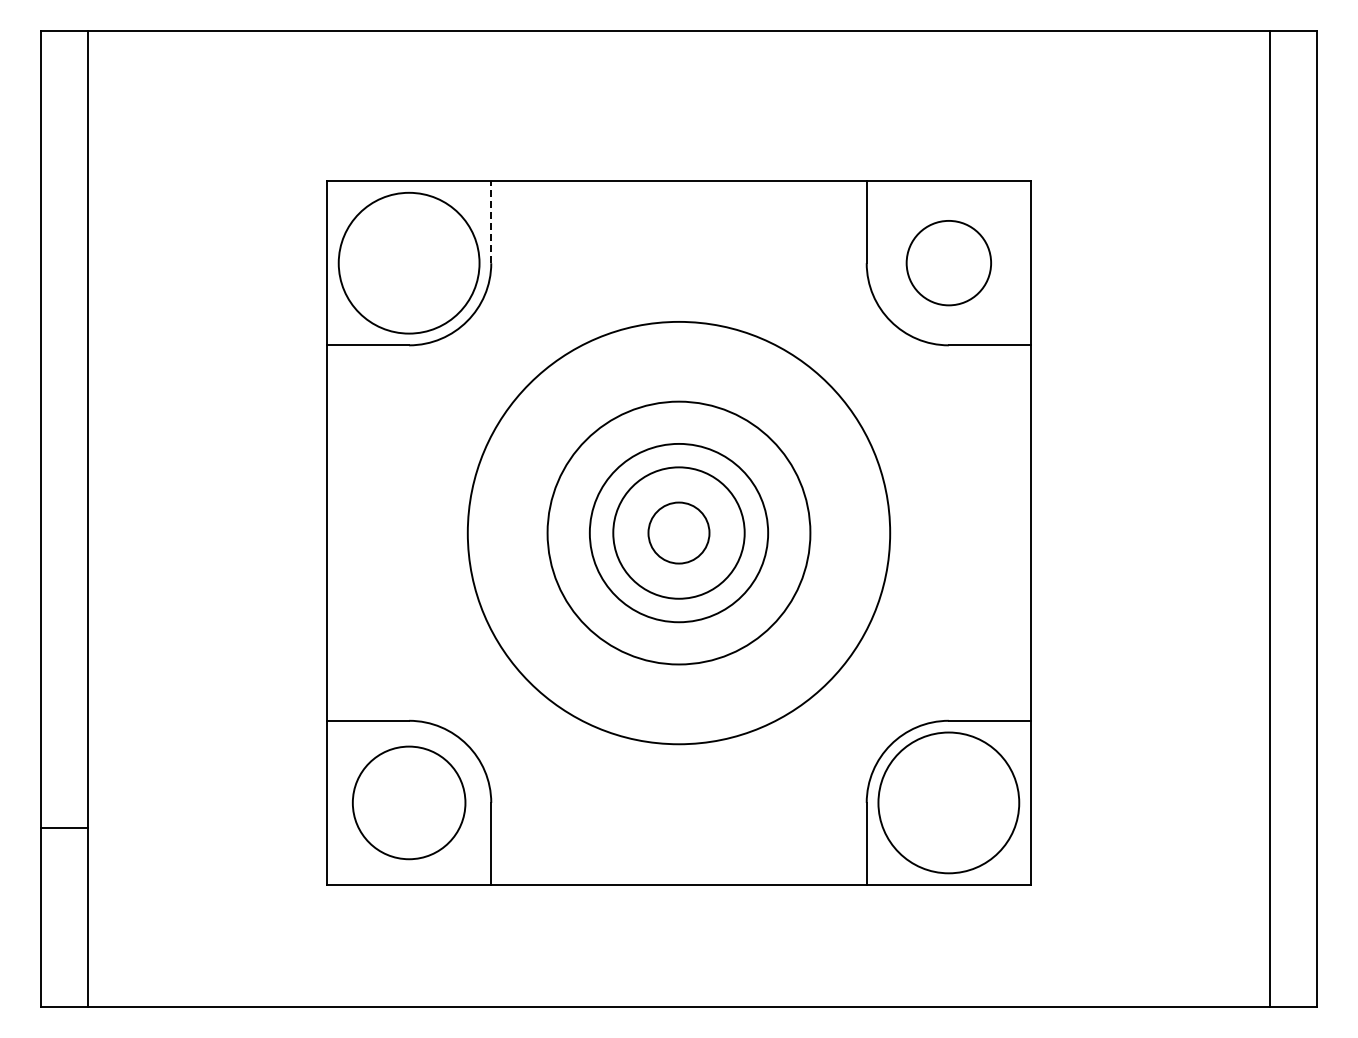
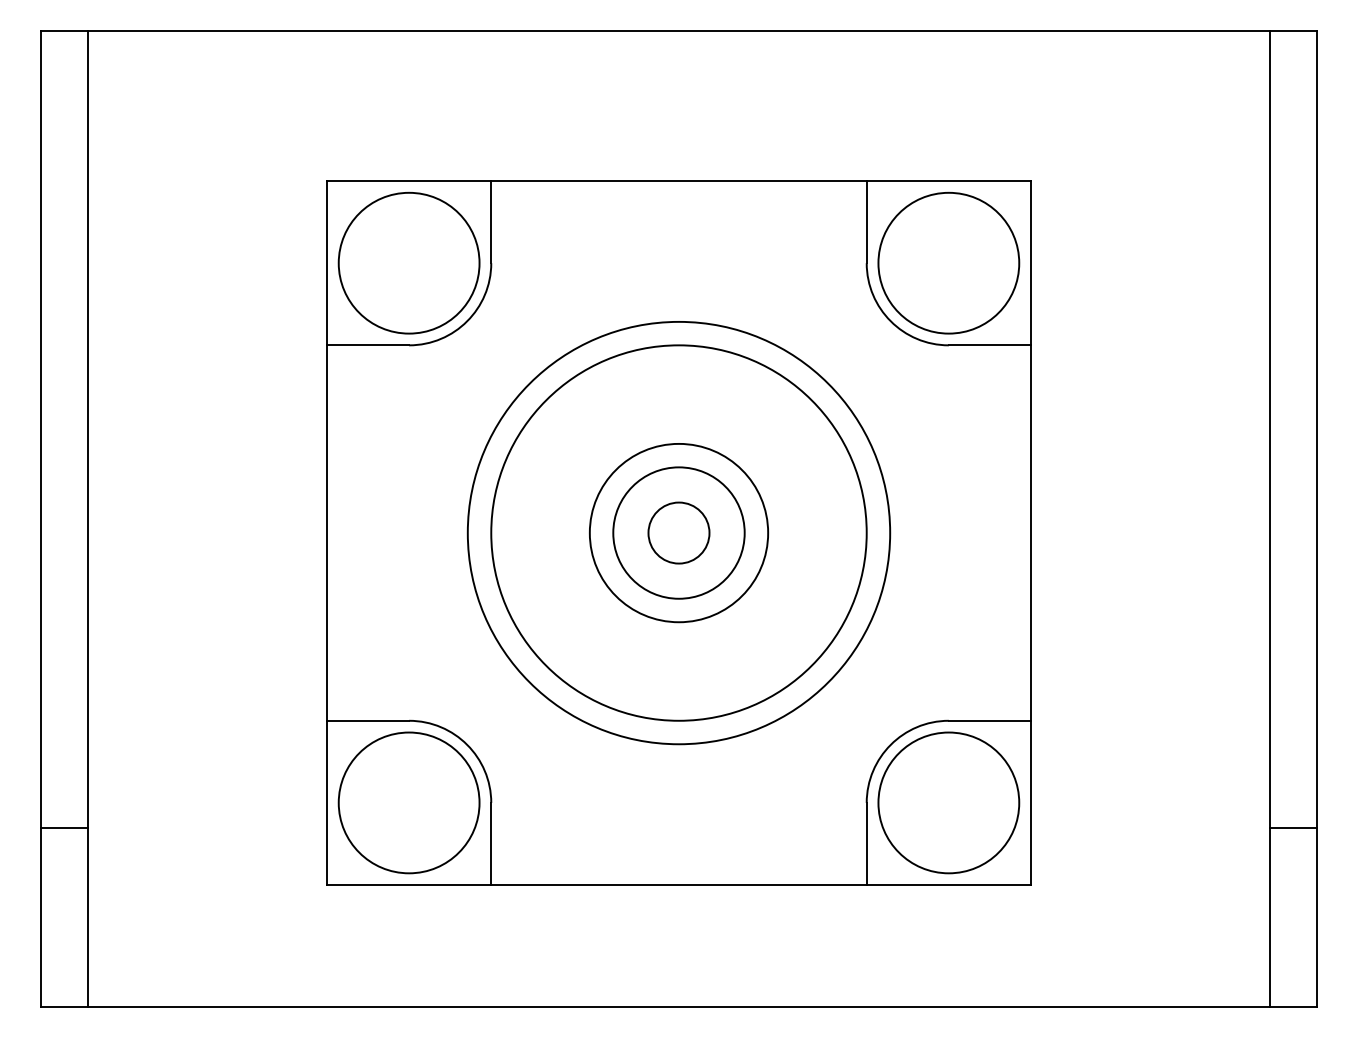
line: dashed -> solid (491, 221)
circle size: 87x87 px -> 144x144 px (948, 262)
circle diameter: 263 px -> 375 px (678, 532)
circle diameter: 113 px -> 141 px (408, 802)
line: none -> present (1293, 828)
